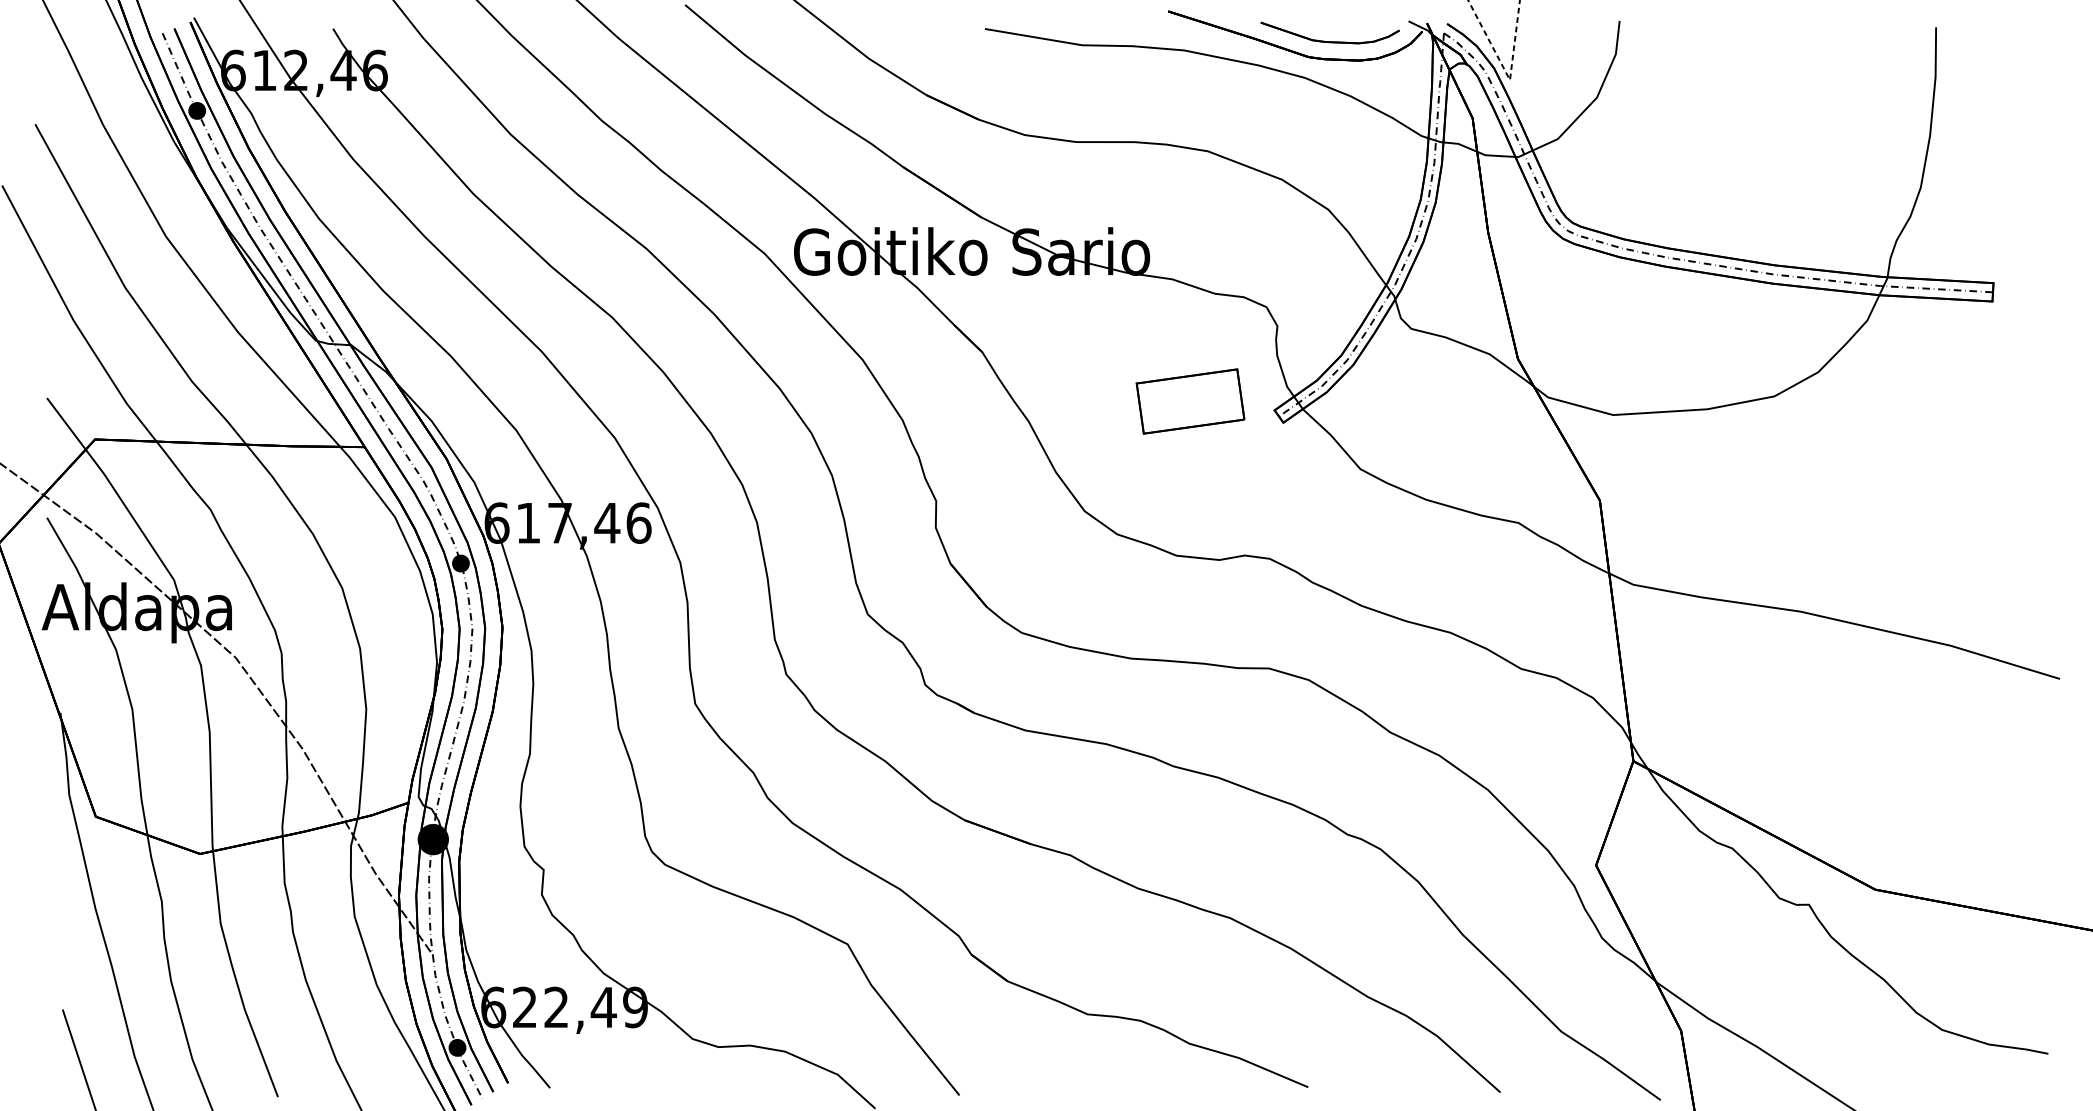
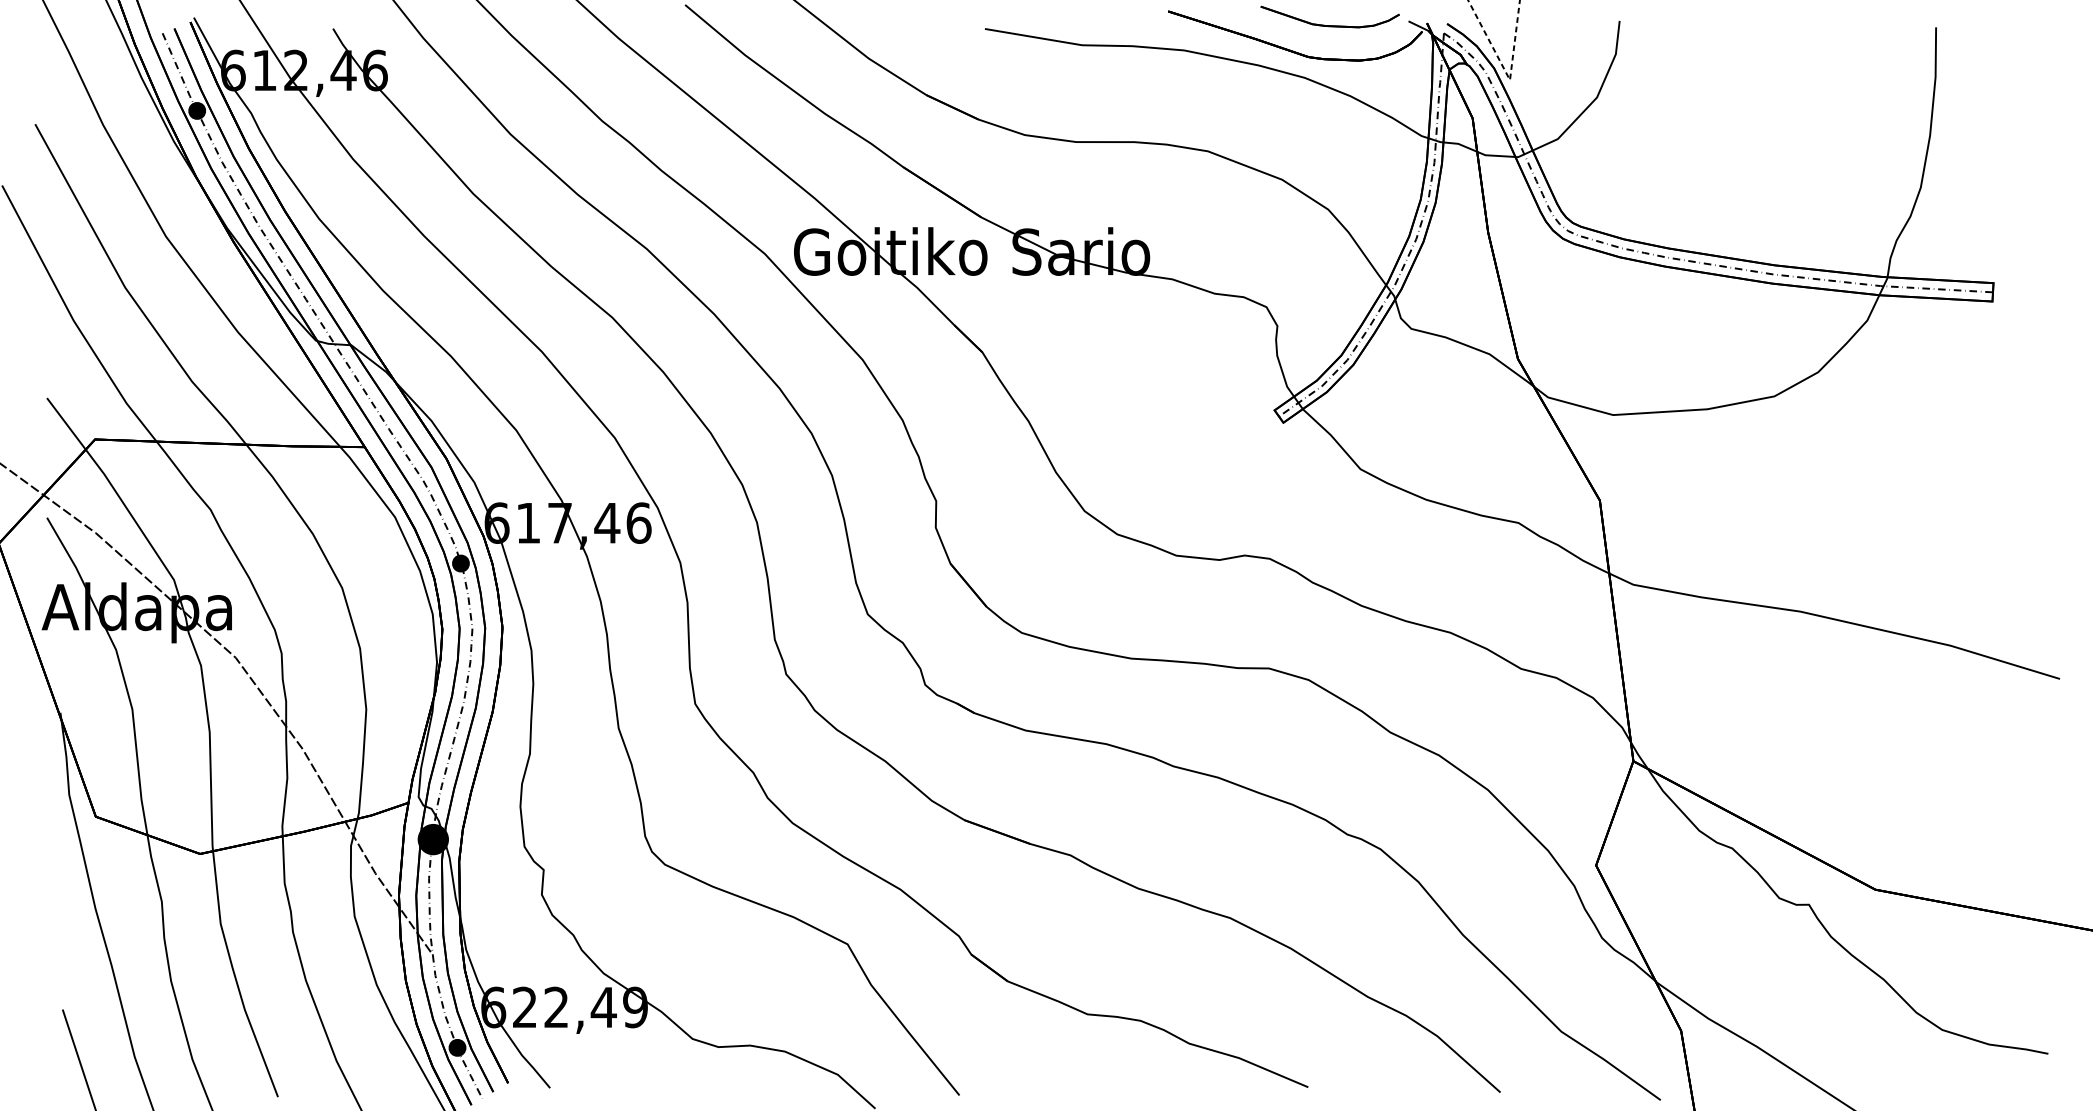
part position: (1329, 41) -> (1329, 25) (1329, 25)
part: present -> none (1190, 401)
